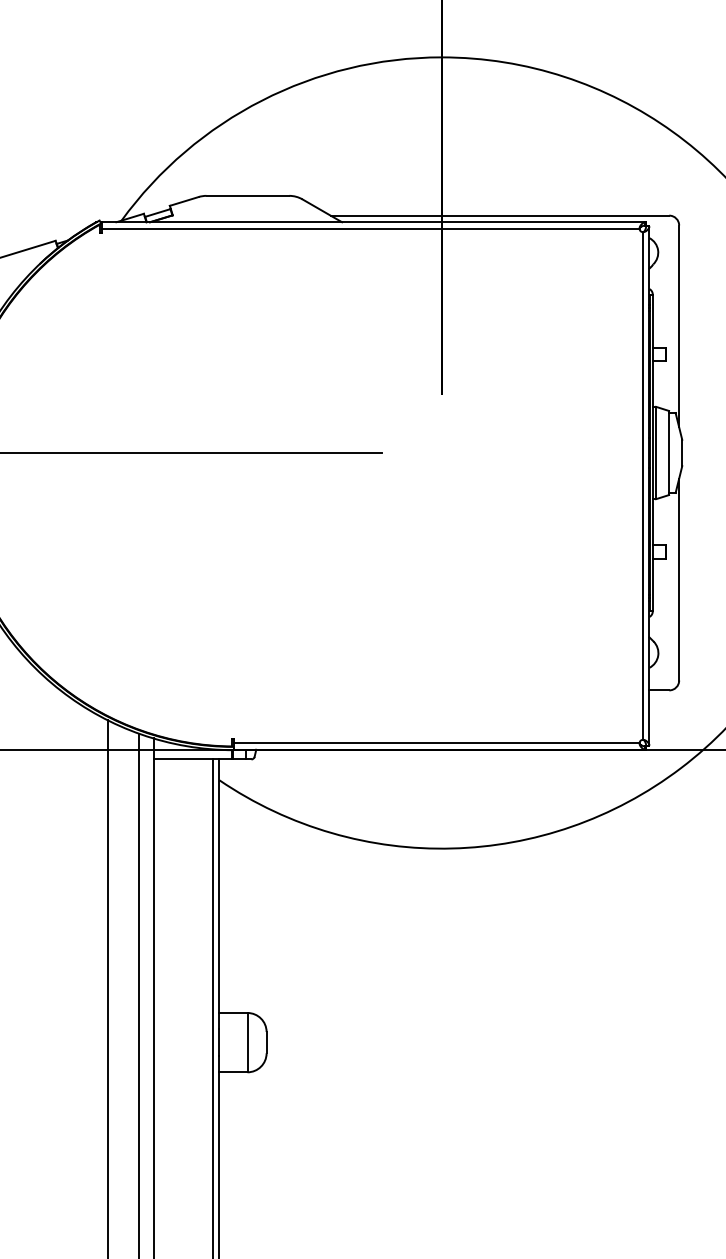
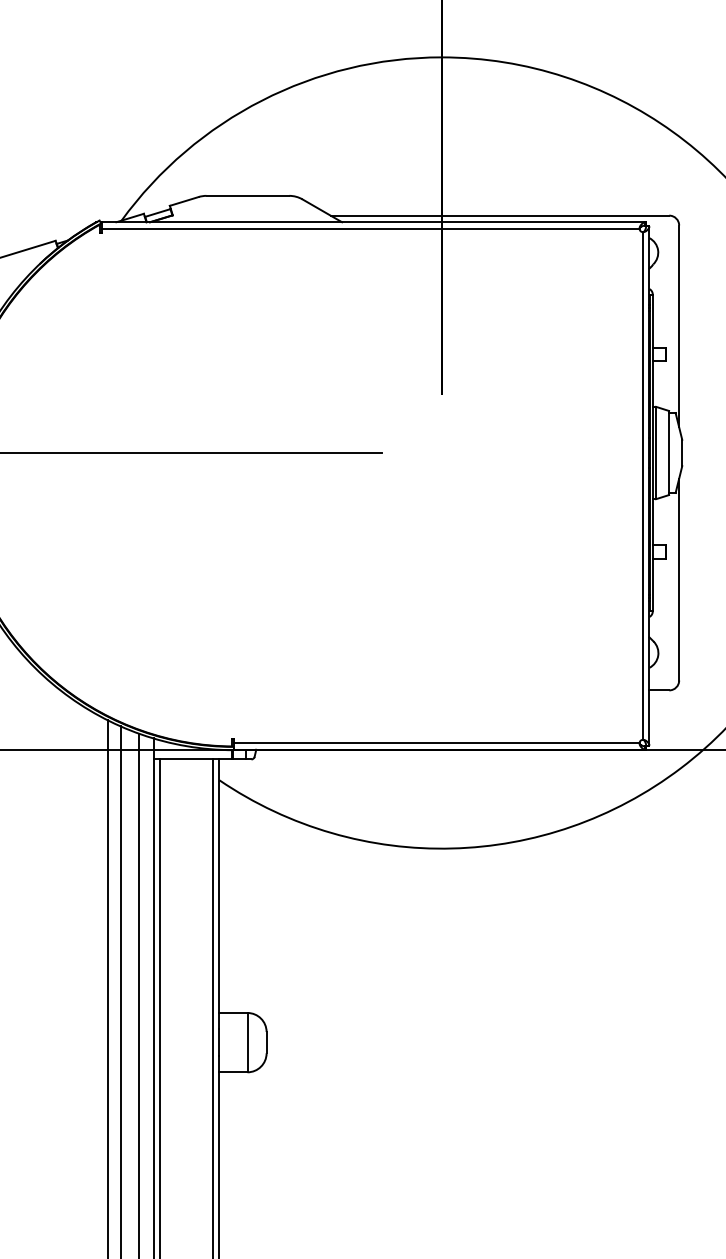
line: none -> present (120, 990)
line: none -> present (160, 1007)
